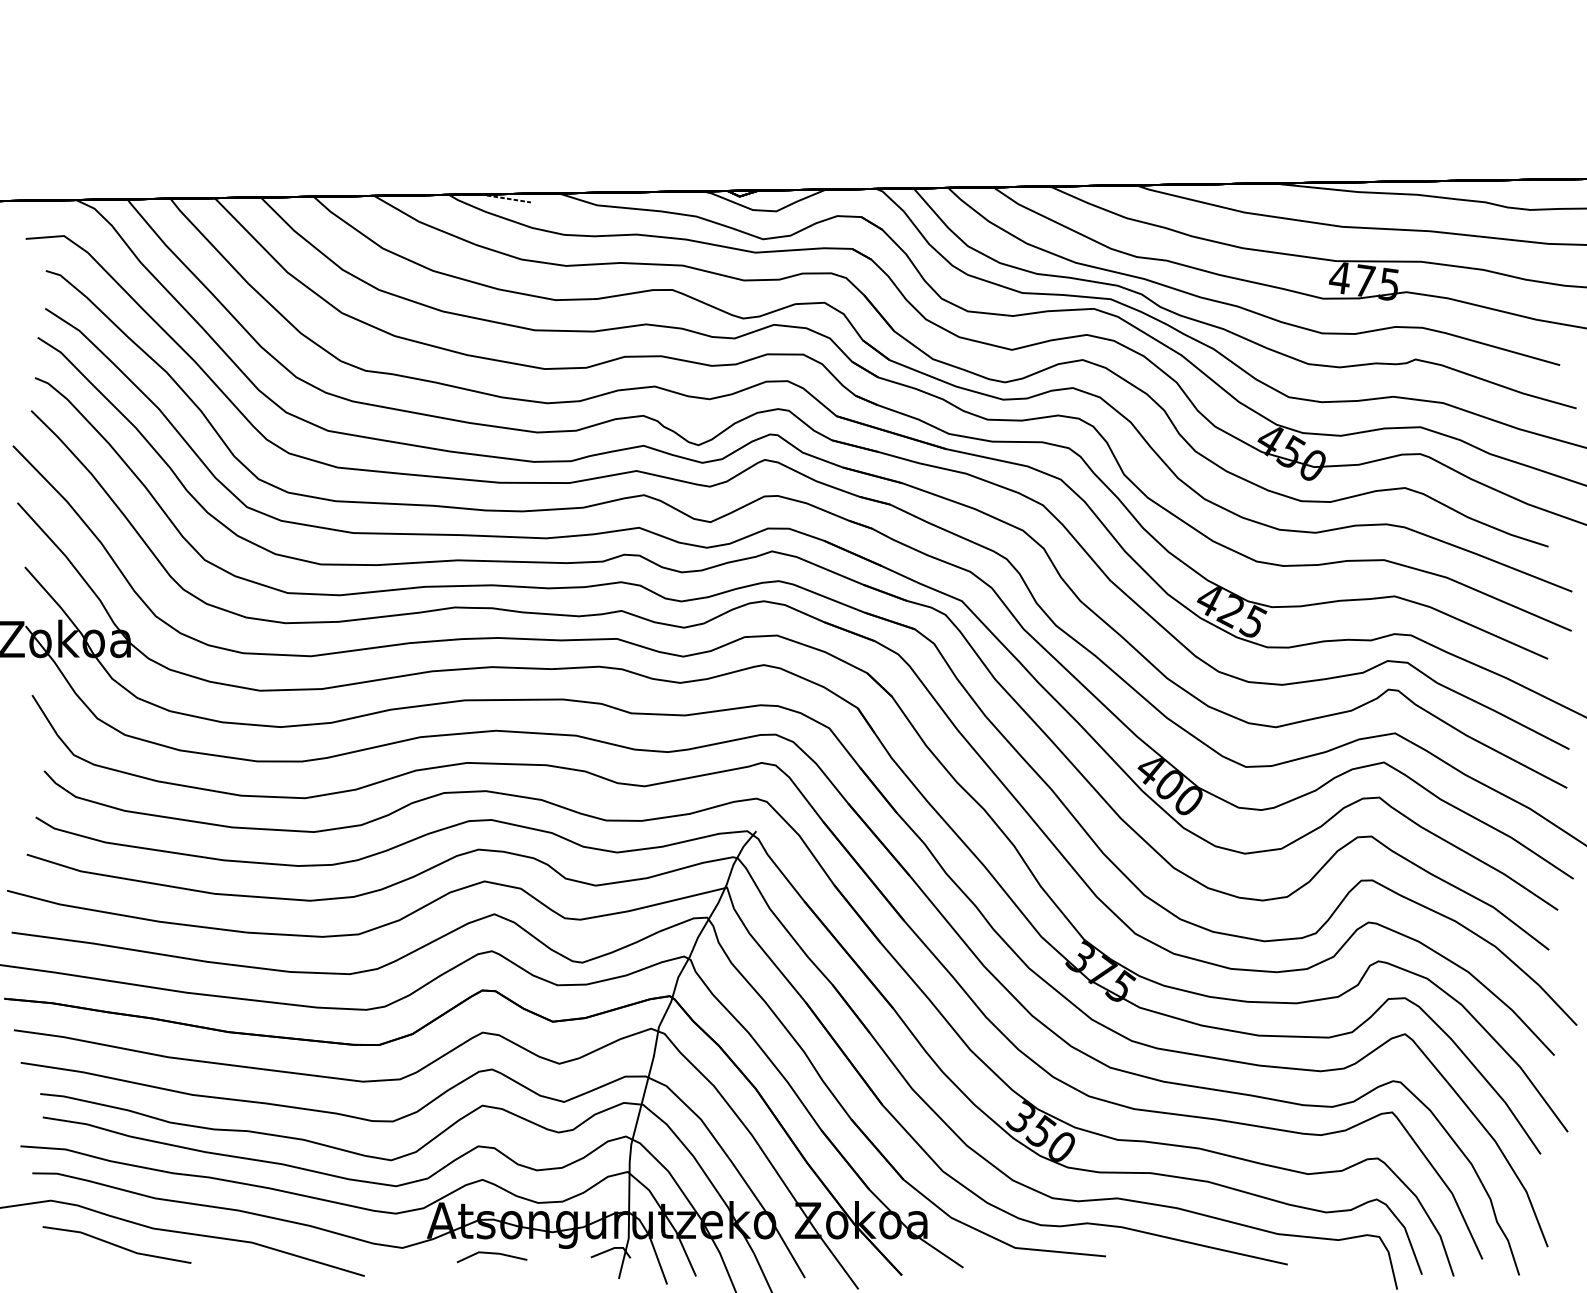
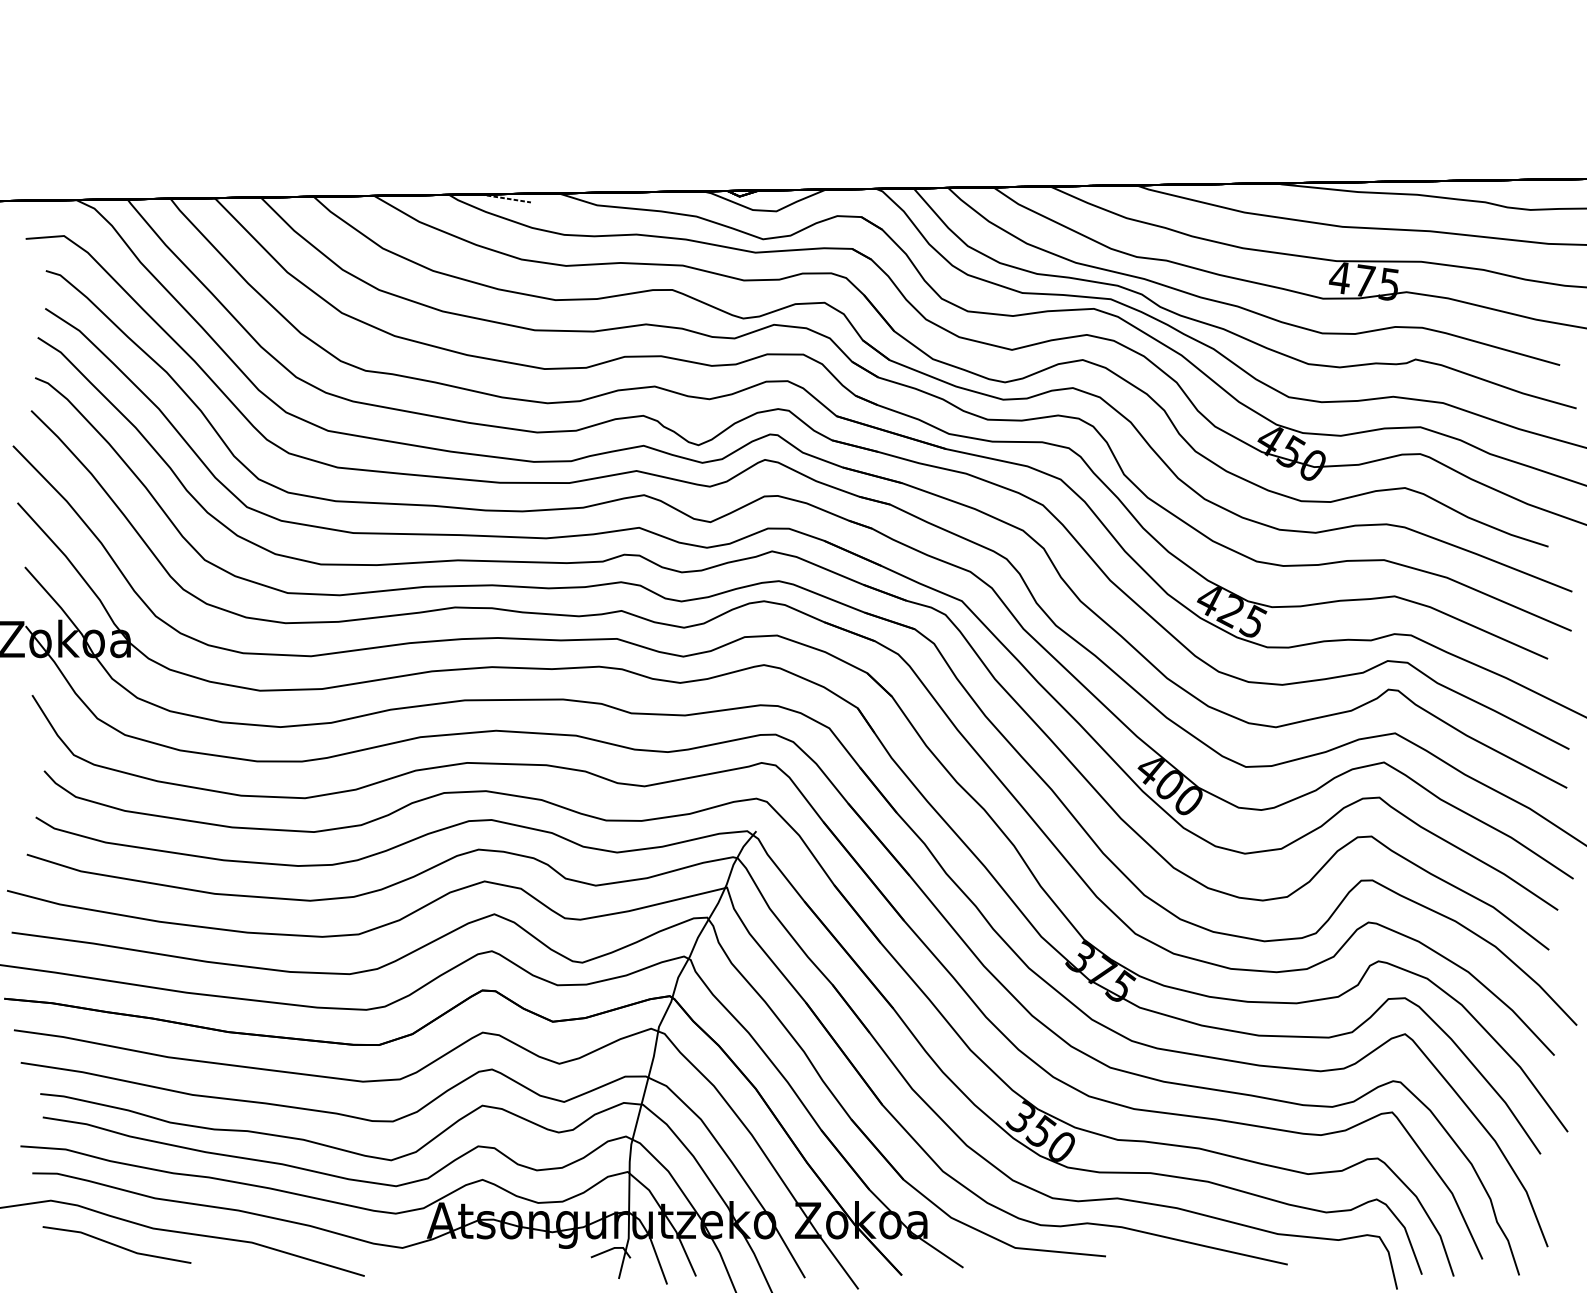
line: present -> none (491, 1254)
